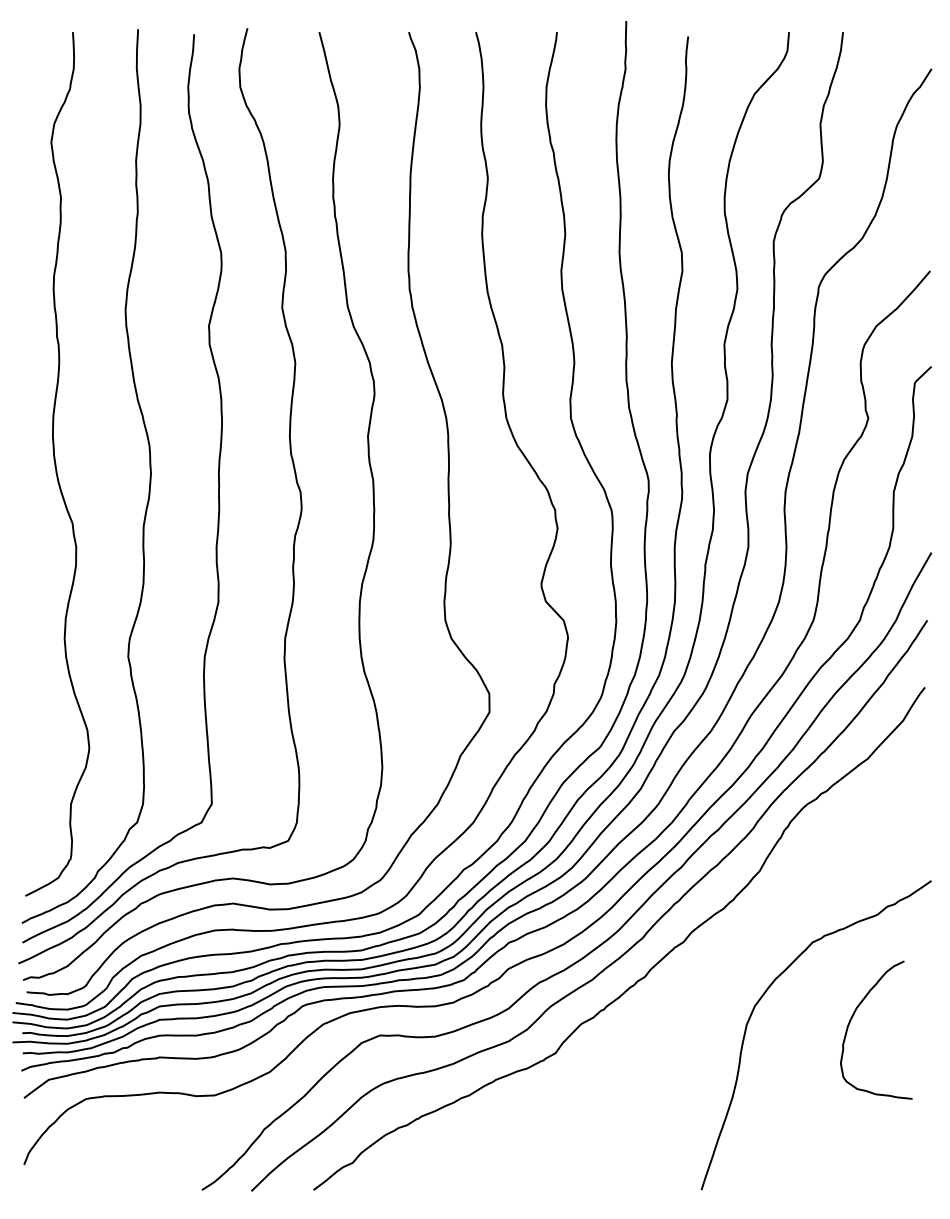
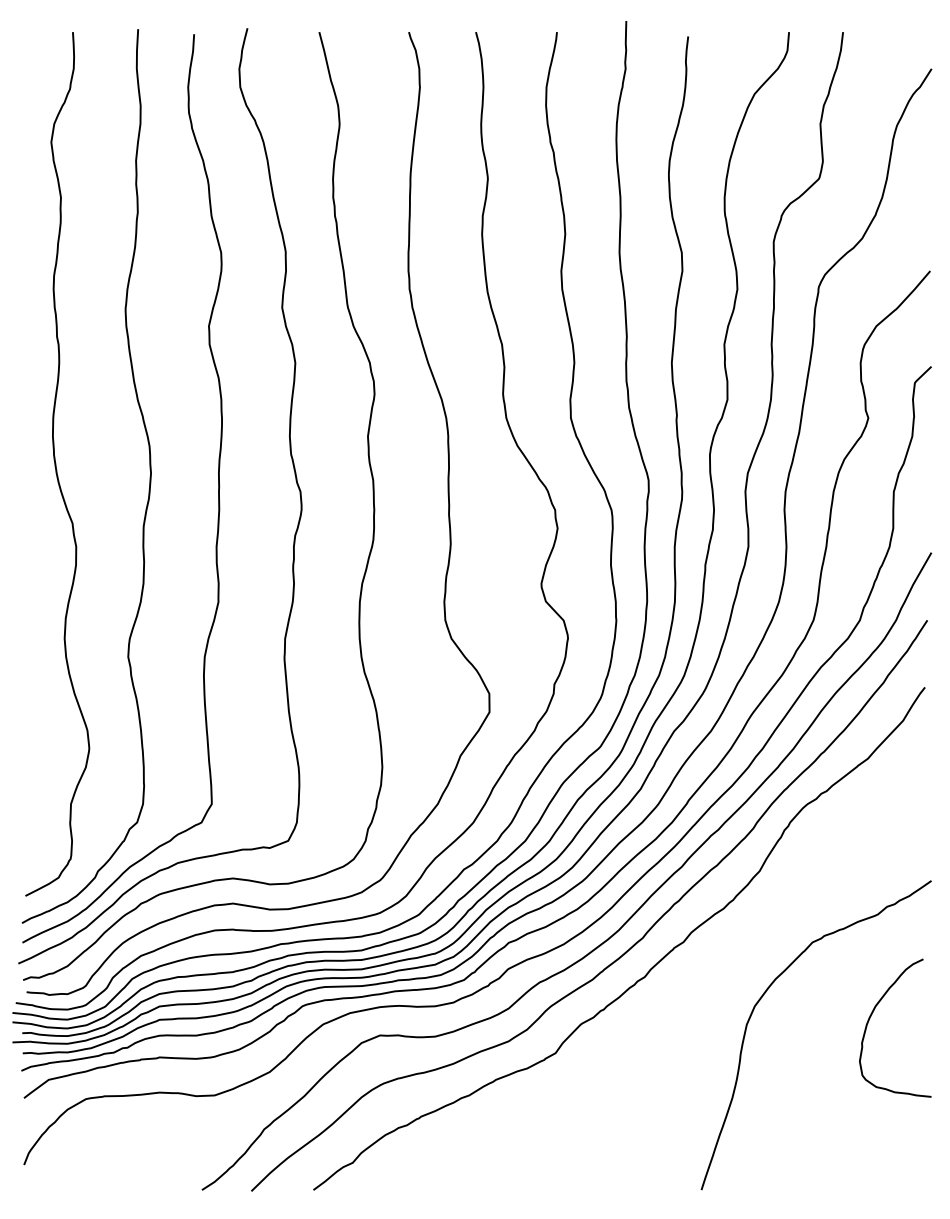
curve position: (852, 1018) -> (871, 1016) (871, 1016)
